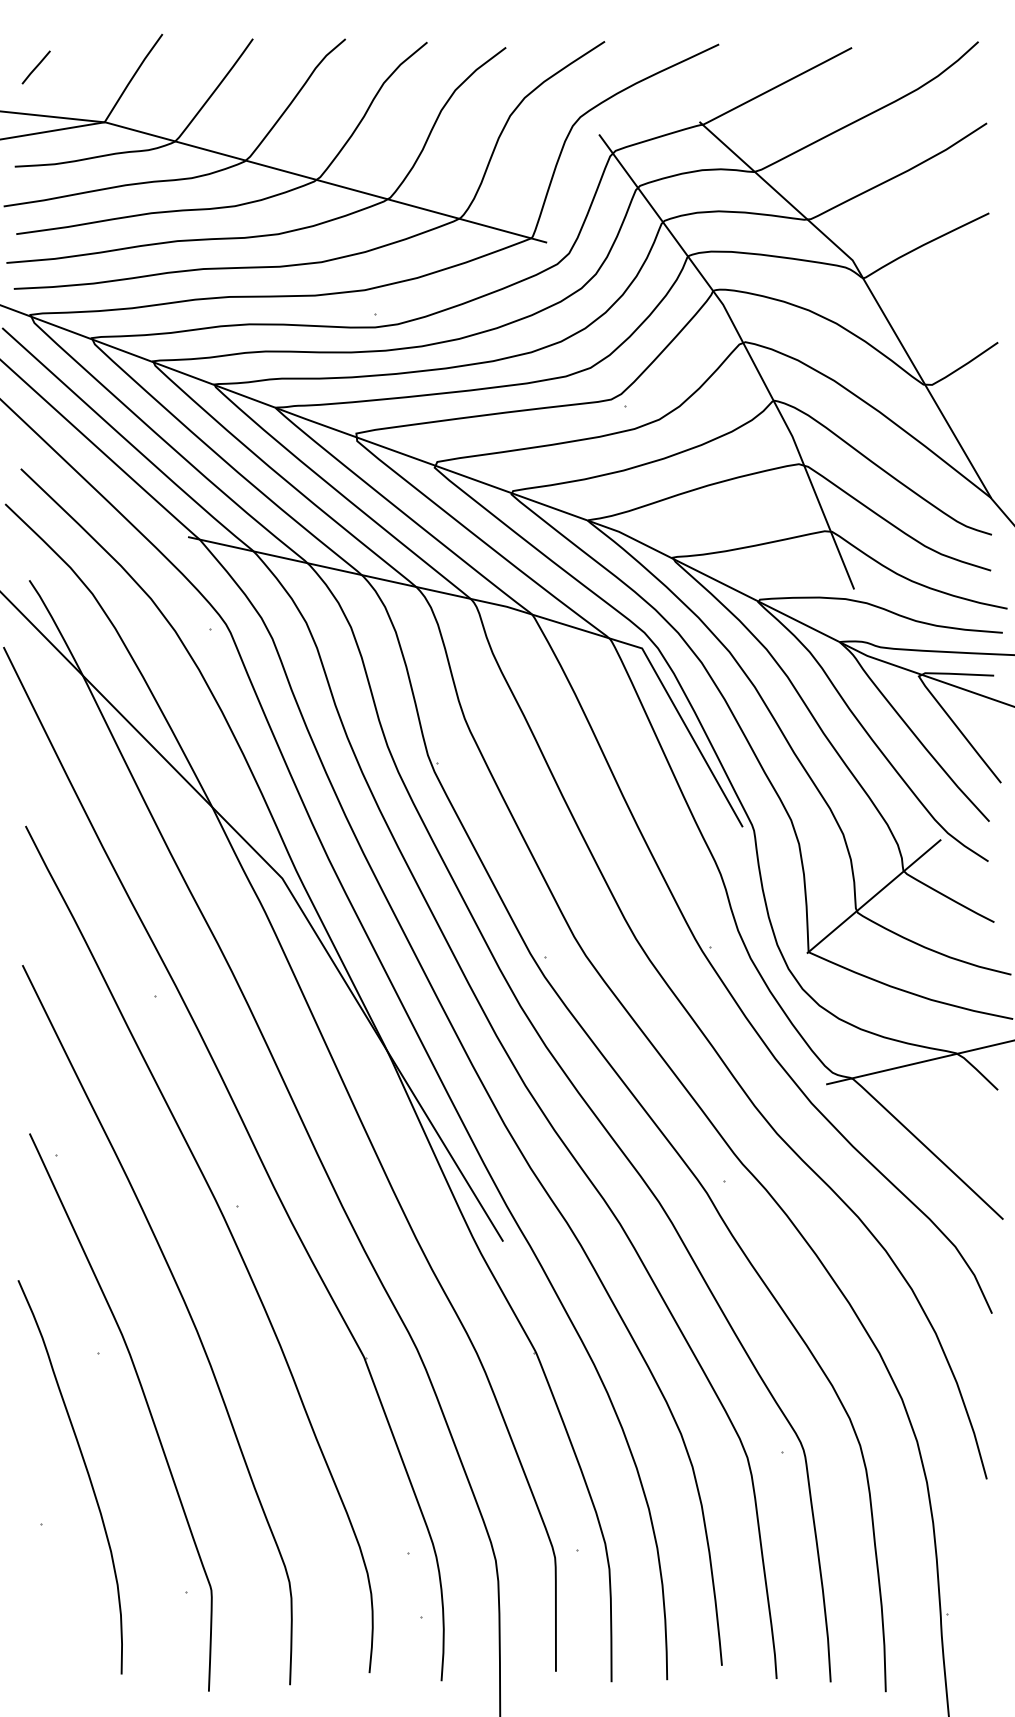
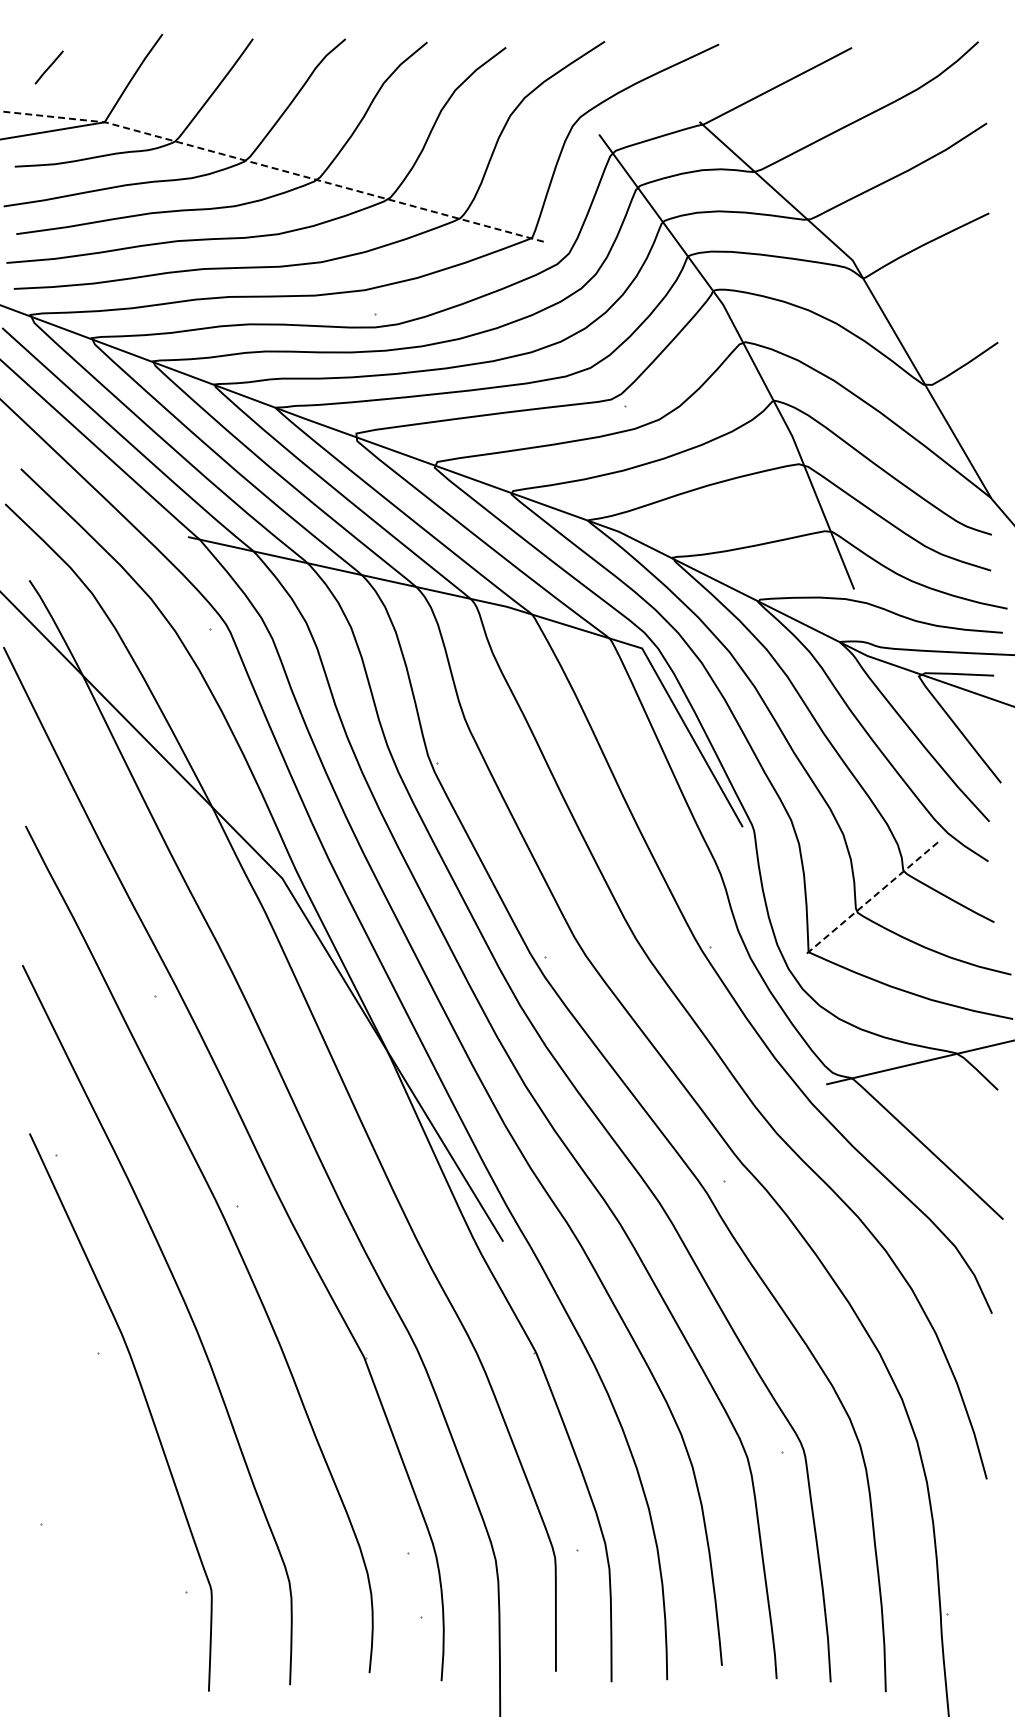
line position: (35, 67) -> (48, 67) (48, 67)
line: solid -> dashed (275, 168)
line: solid -> dashed (874, 896)
curve: present -> none (86, 1471)
